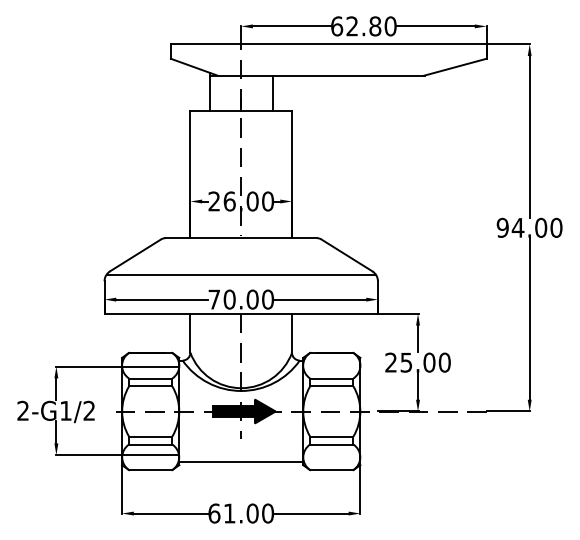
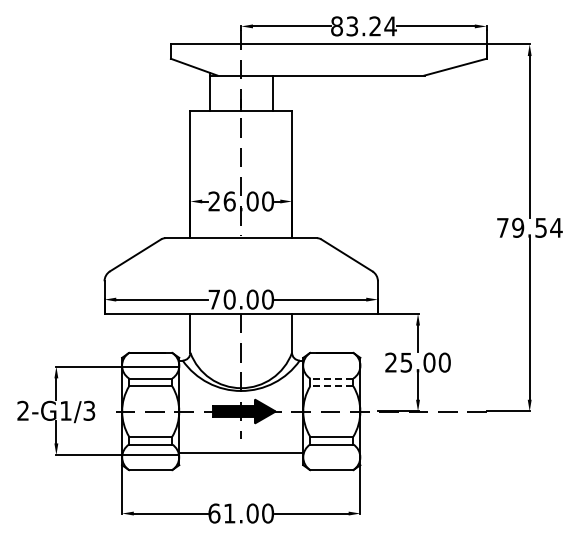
text: 62.80 -> 83.24 (363, 26)
text: 94.00 -> 79.54 (529, 227)
line: present -> none (240, 274)
line: solid -> dashed (331, 378)
line: solid -> dashed (331, 386)
text: 2-G1/2 -> 2-G1/3 (89, 410)
line position: (241, 462) -> (241, 453) (241, 453)
